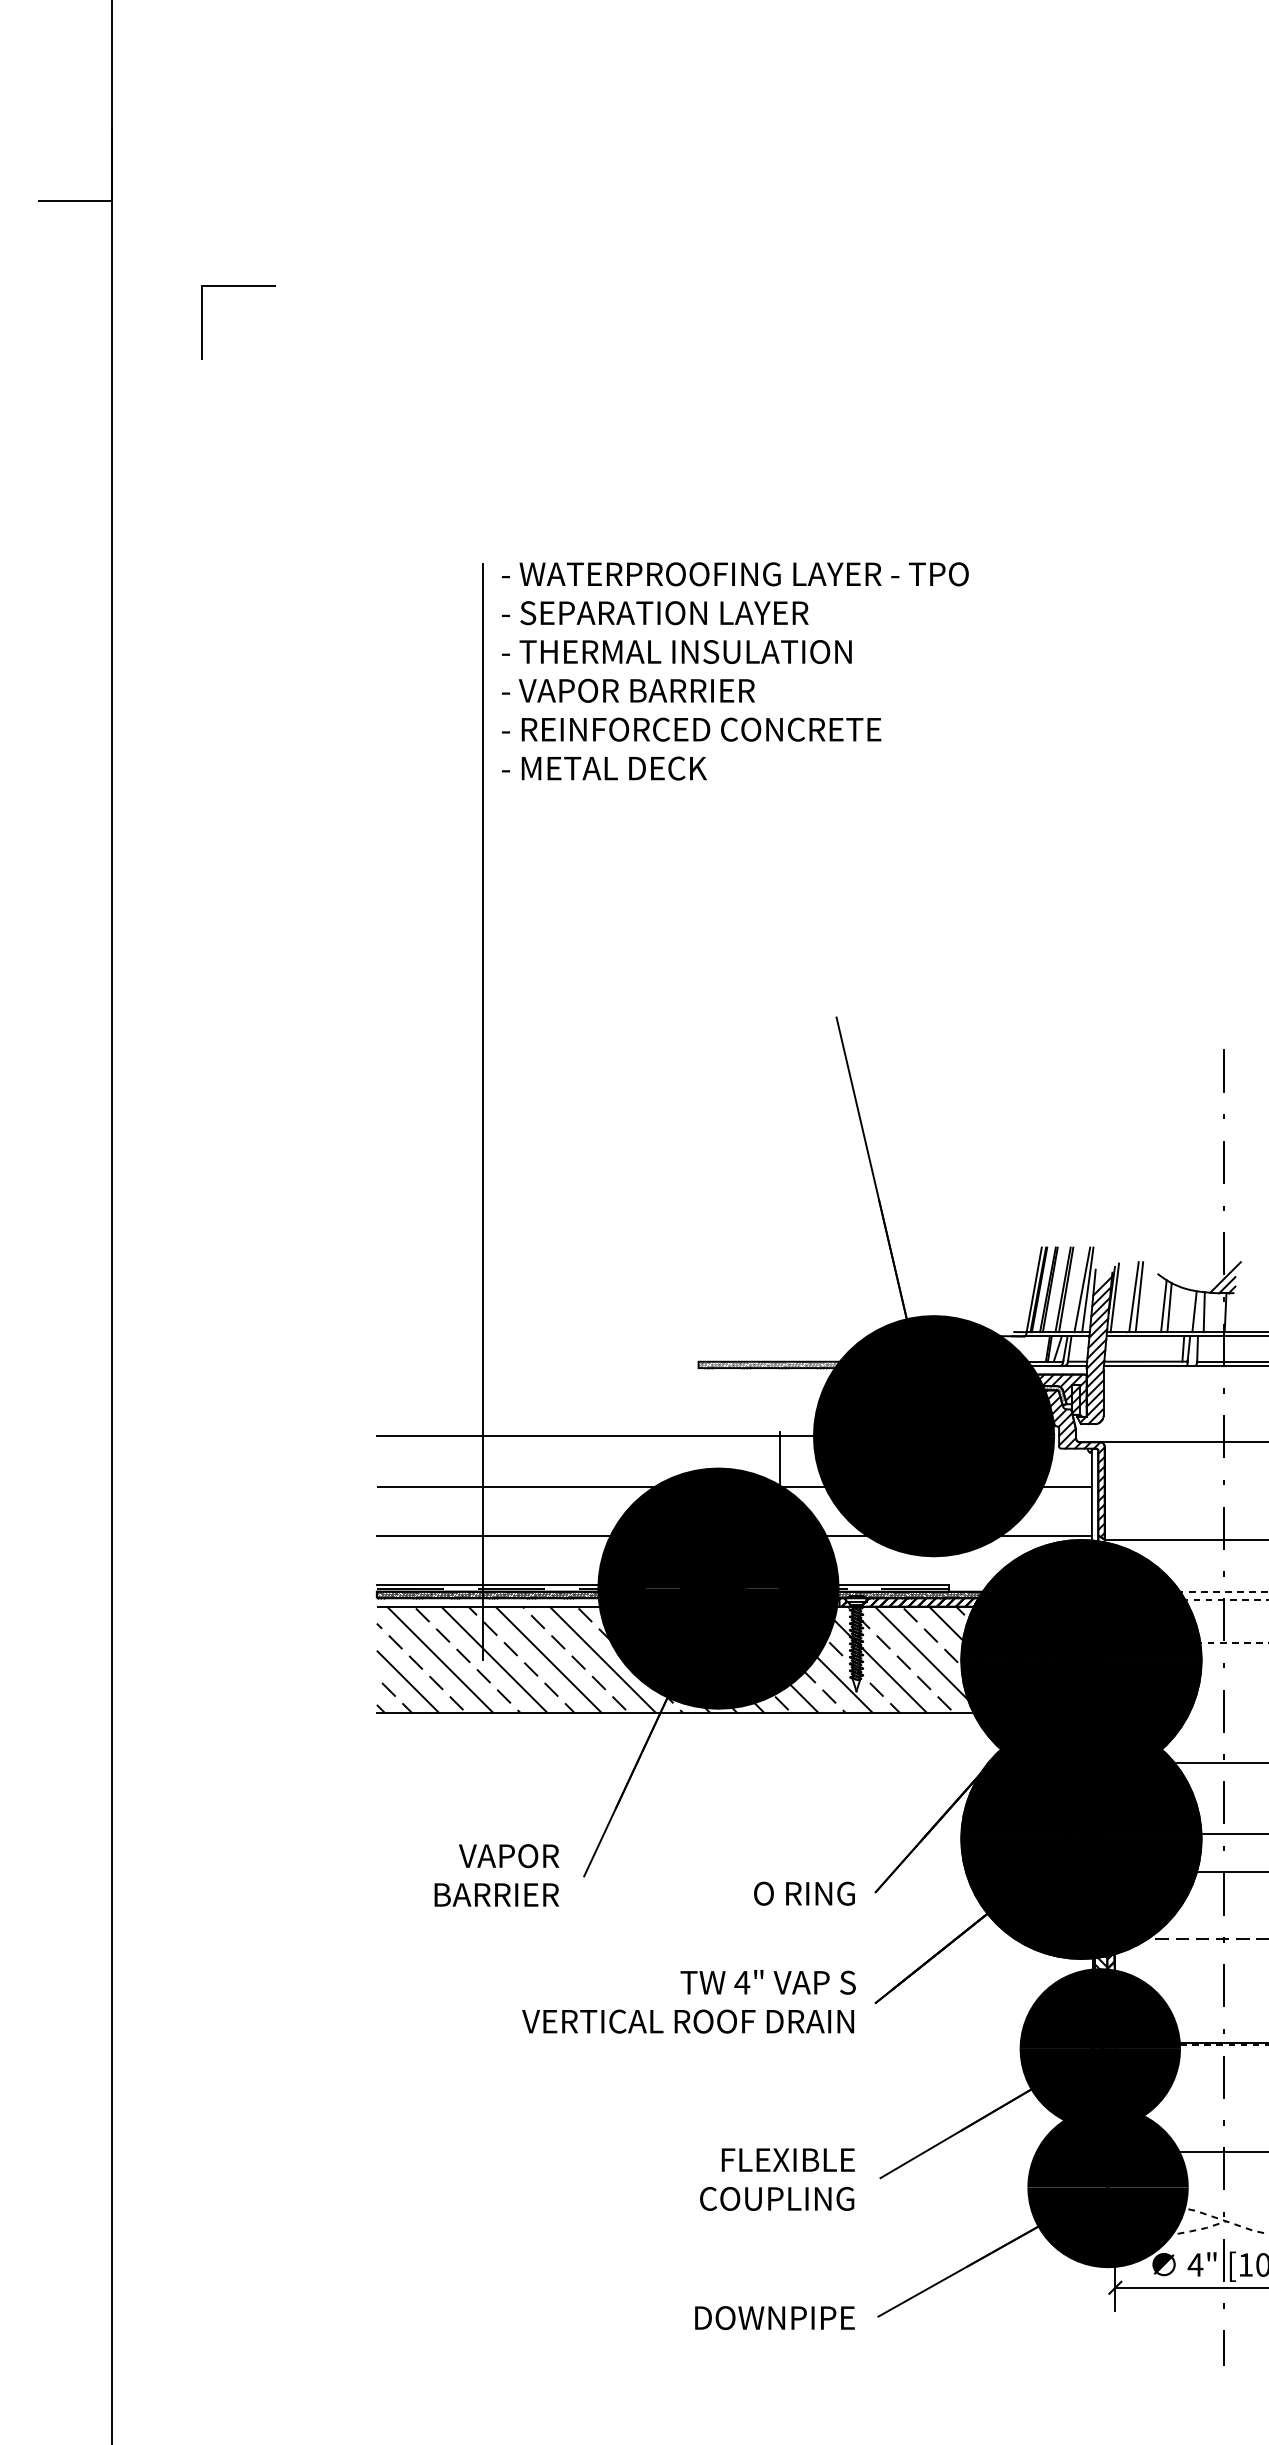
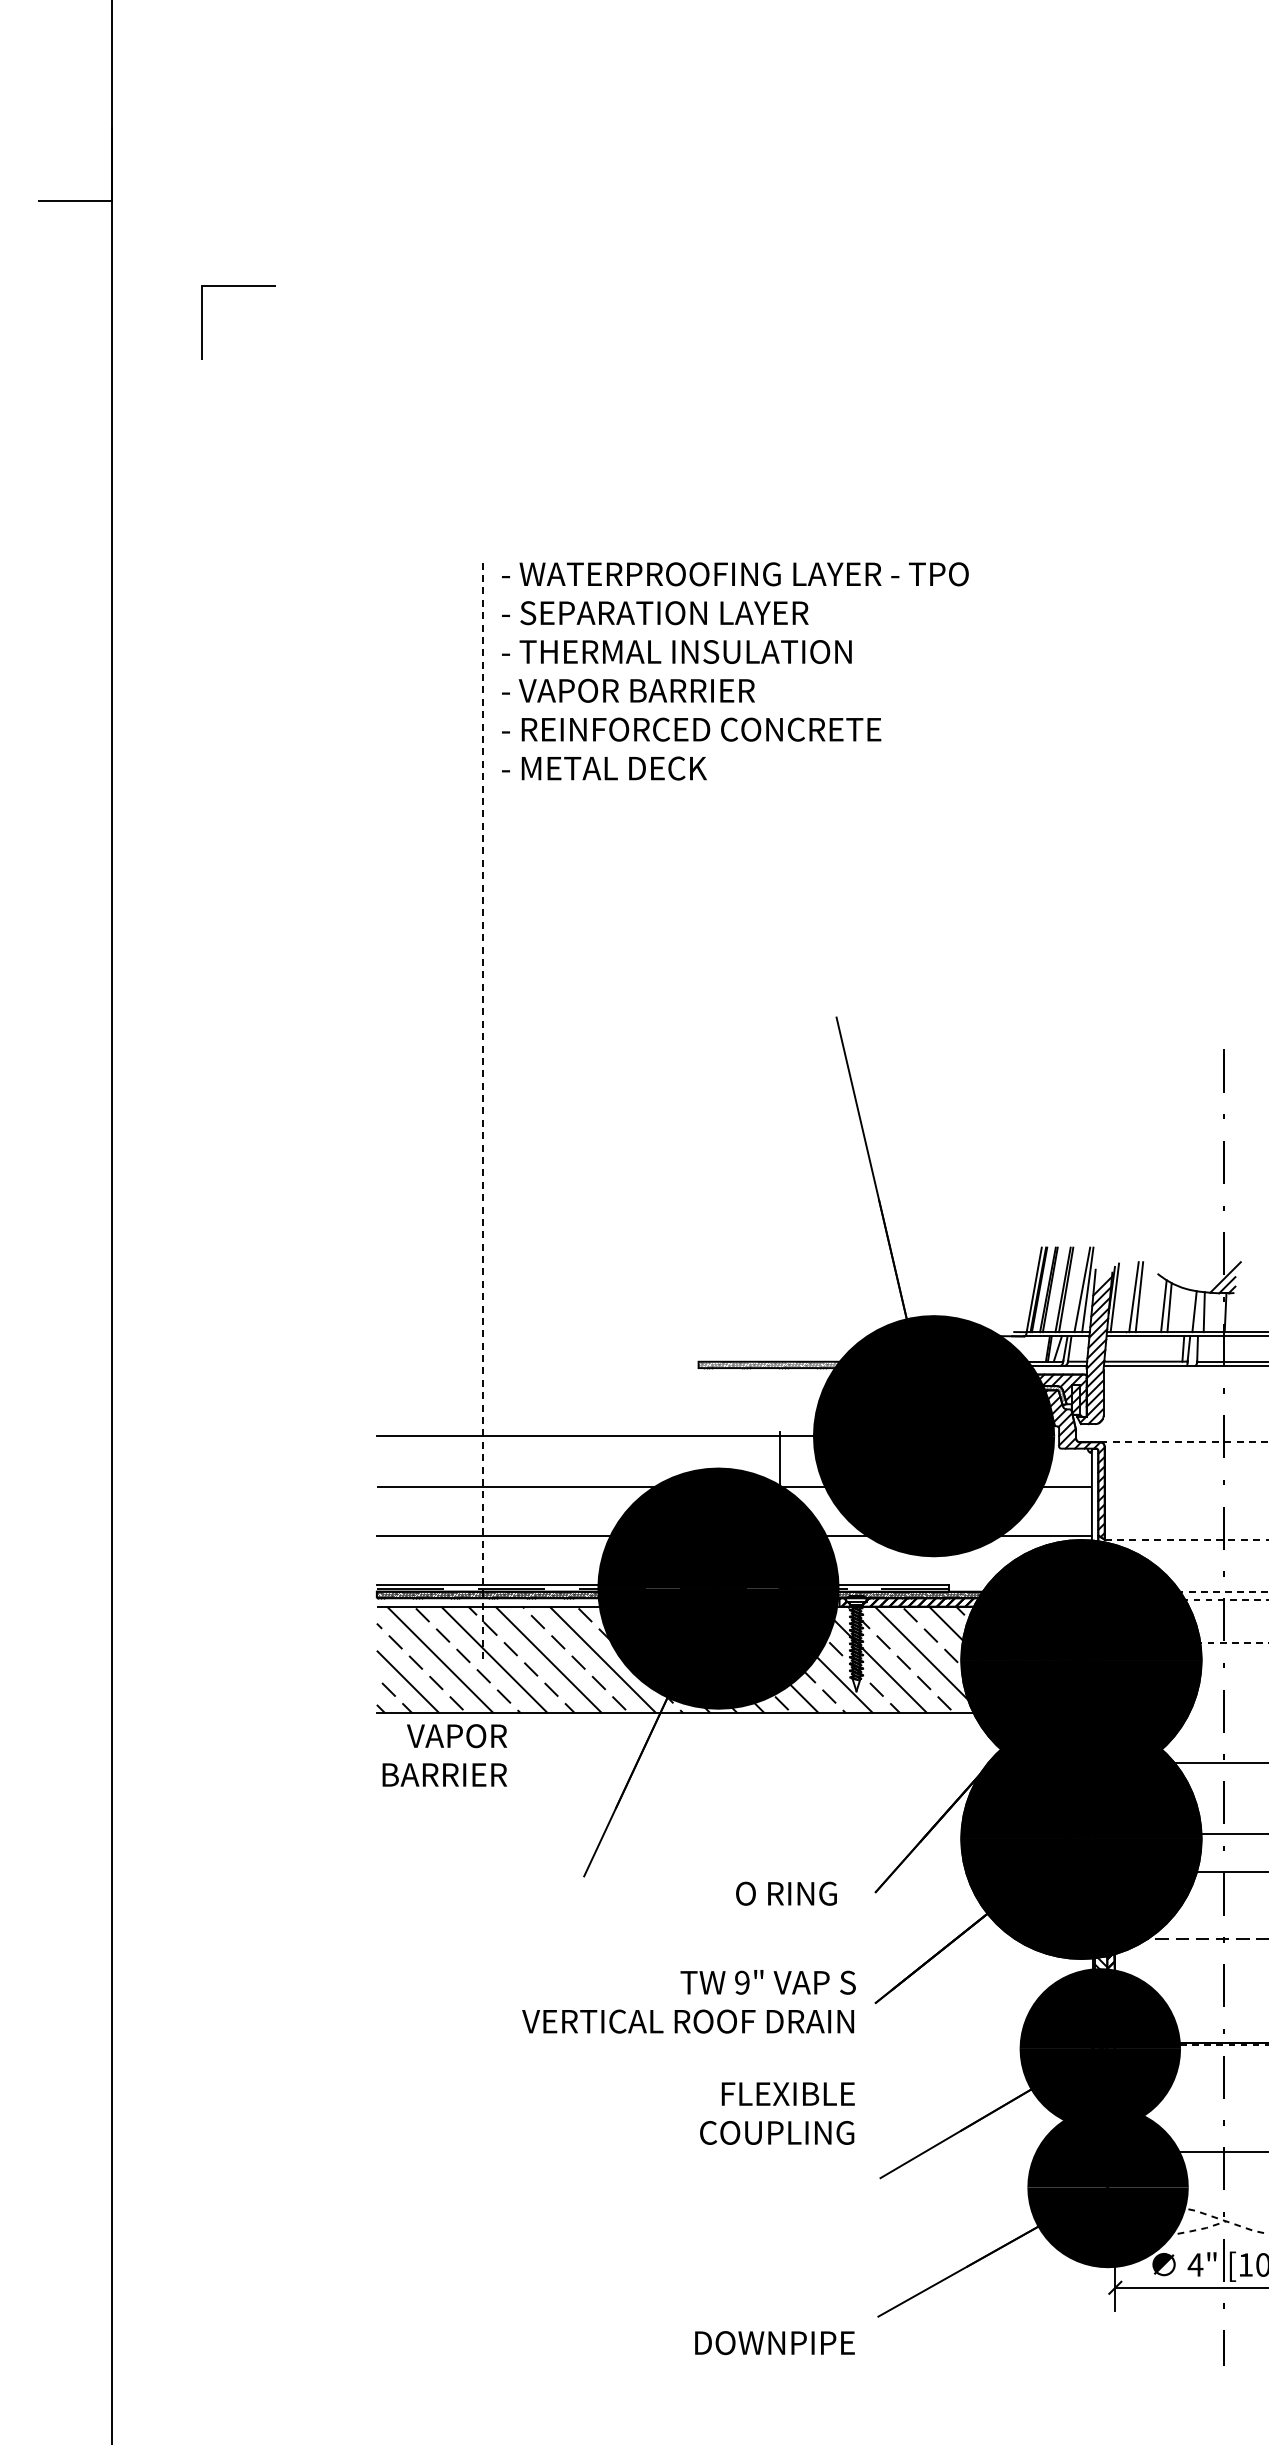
line: solid -> dashed (482, 1112)
line: solid -> dashed (1184, 1442)
line: solid -> dashed (1186, 1539)
text position: (496, 1875) -> (444, 1755) (444, 1755)
text position: (804, 1893) -> (786, 1893) (786, 1893)
text: 4" -> 9" (742, 1982)
text position: (777, 2179) -> (777, 2113) (777, 2113)
text position: (774, 2318) -> (774, 2343) (774, 2343)
